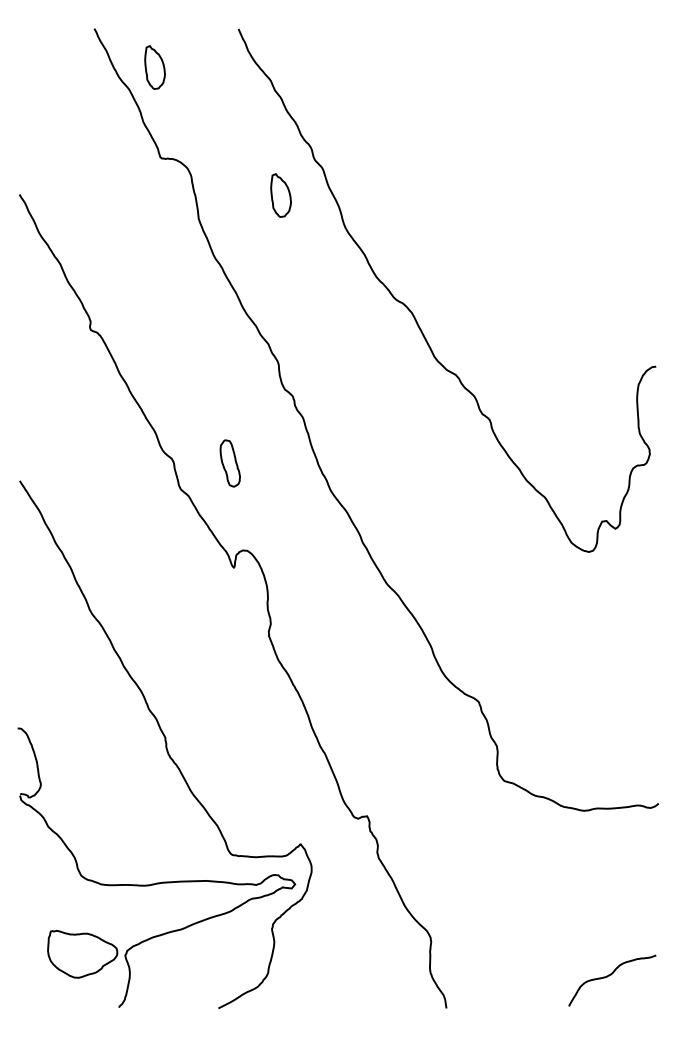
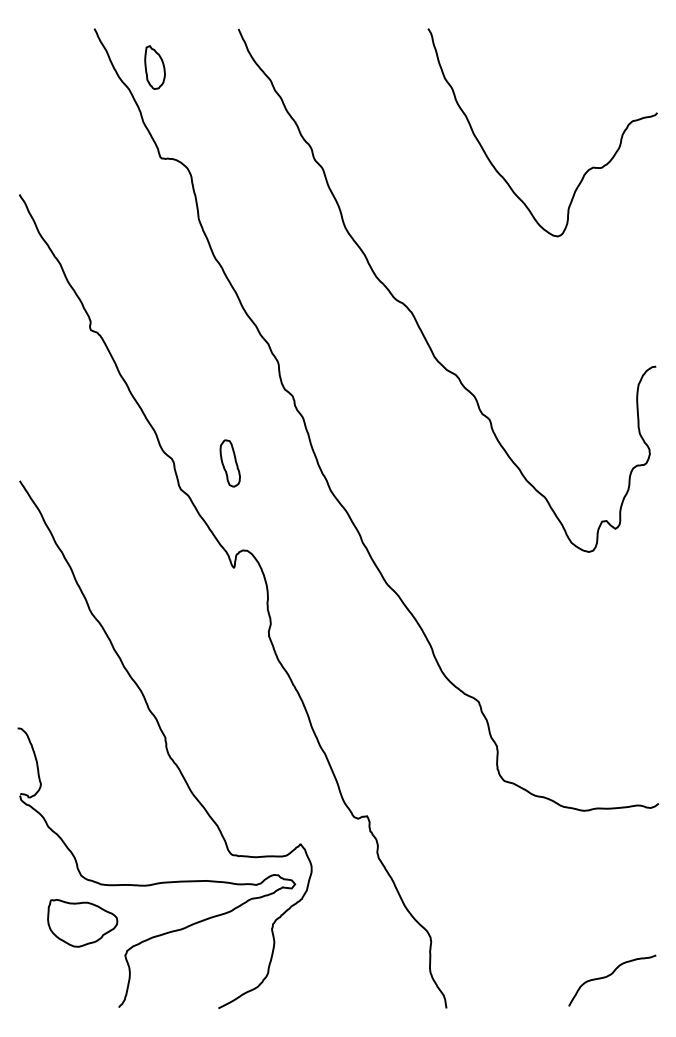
curve: none -> present (587, 169)
part: present -> none (280, 195)
part position: (82, 954) -> (82, 923) (82, 923)
